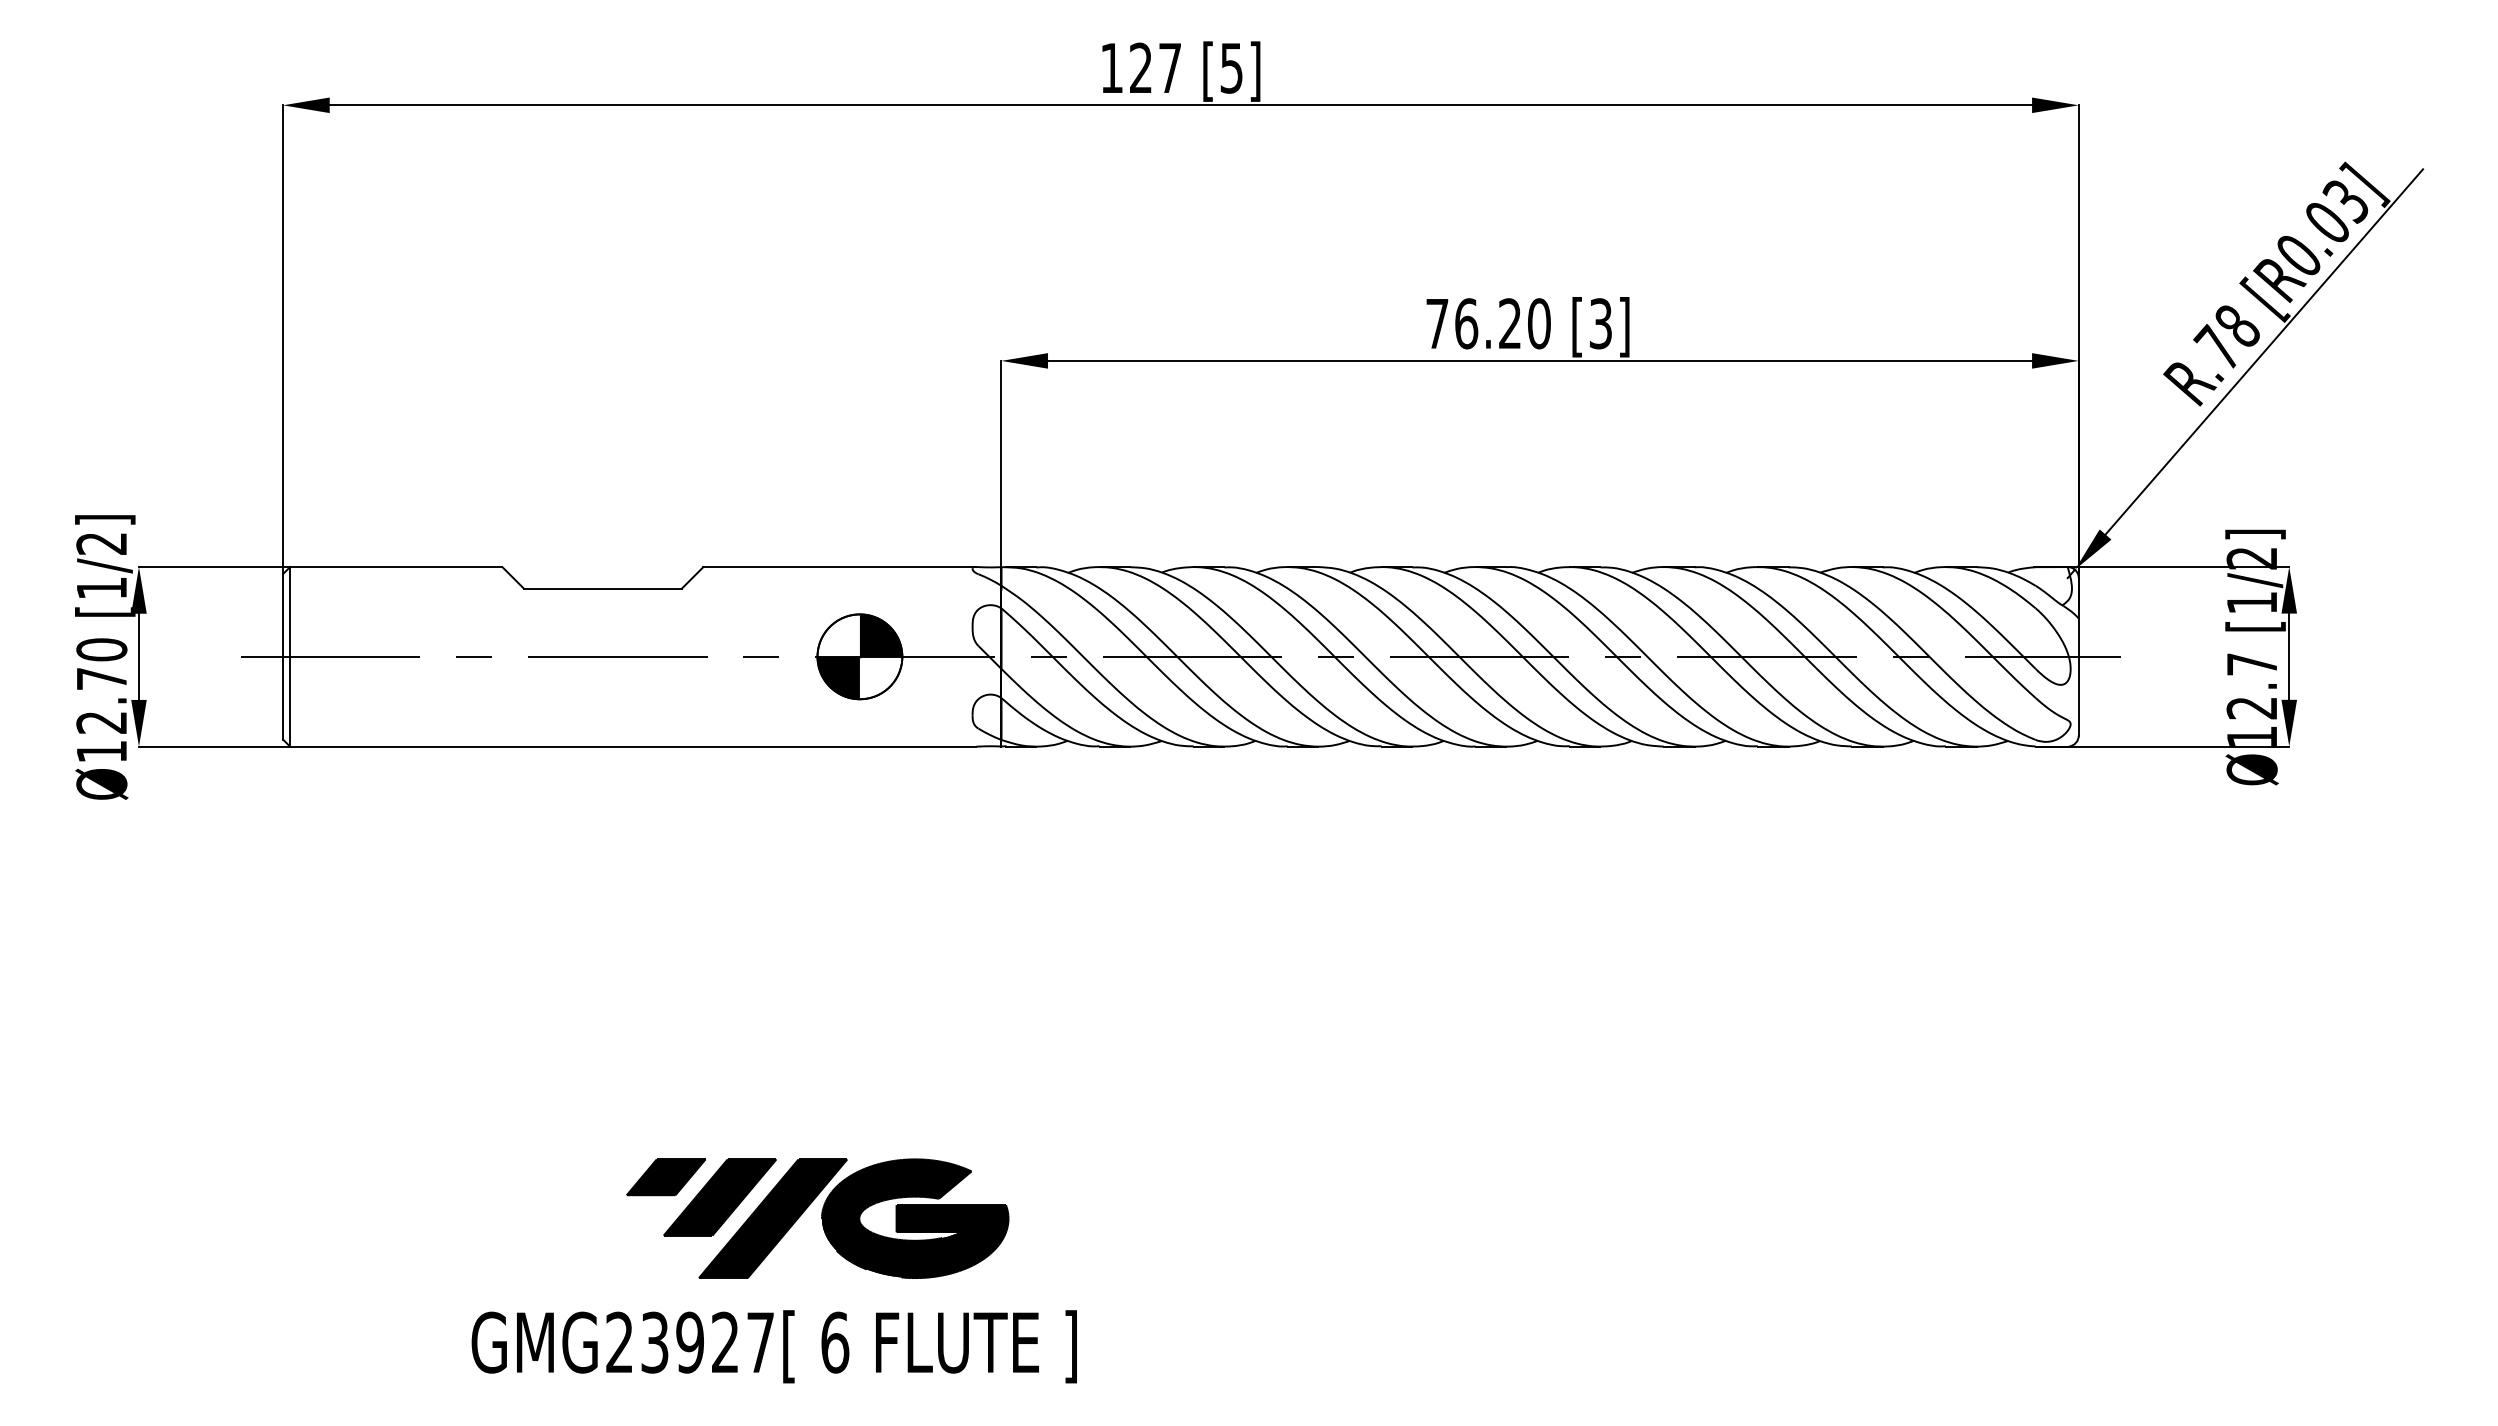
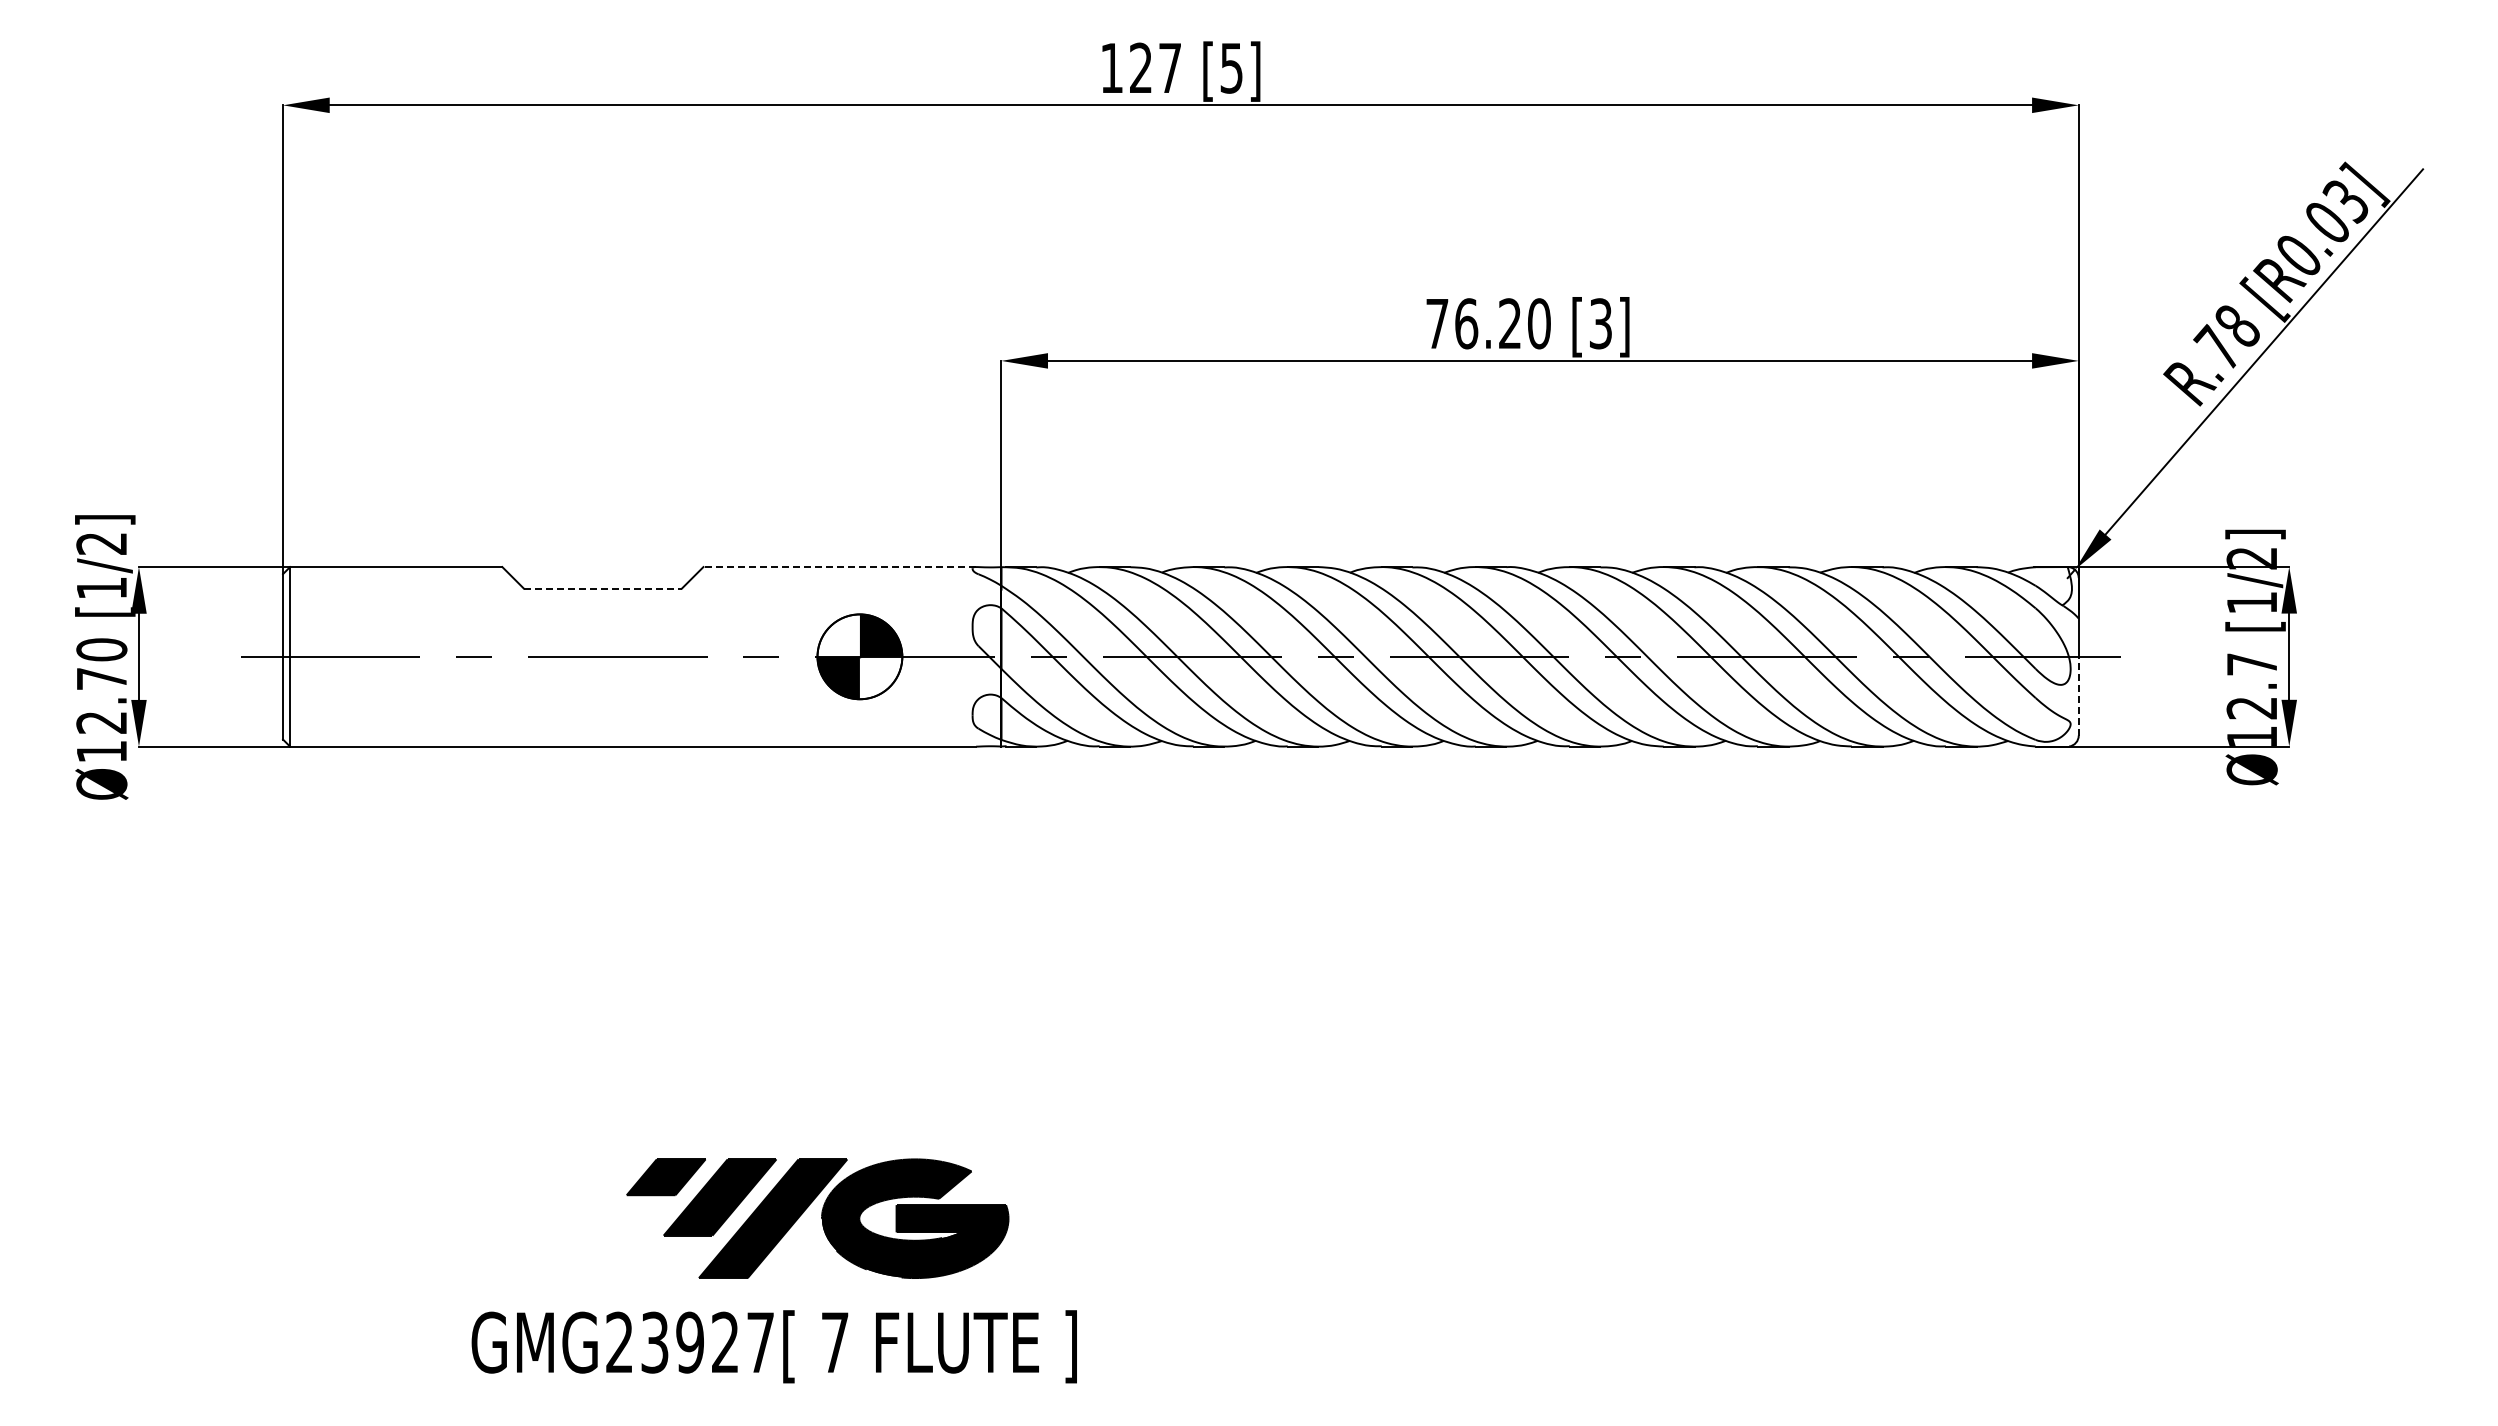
line: solid -> dashed (839, 567)
line: solid -> dashed (603, 588)
line: solid -> dashed (2078, 695)
text: 6 -> 7 (835, 1342)
